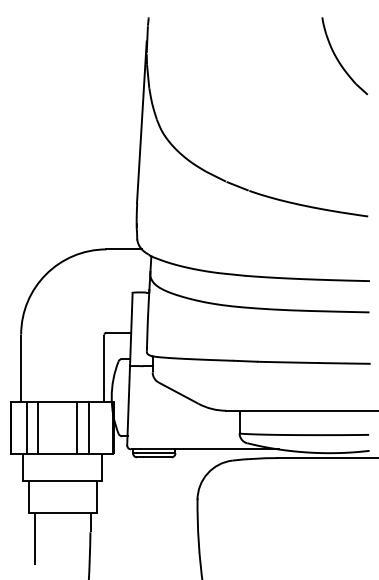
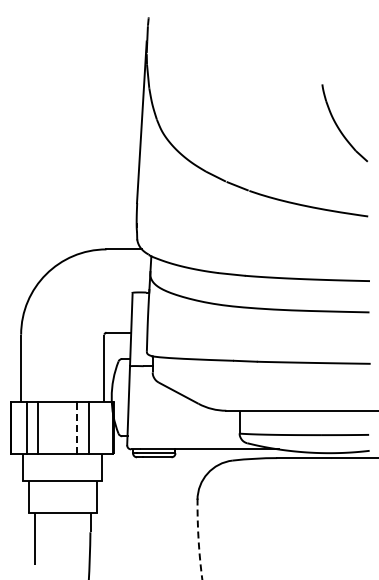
part position: (339, 60) -> (339, 127) (339, 127)
line: solid -> dashed (77, 427)
arc: solid -> dashed (198, 539)
